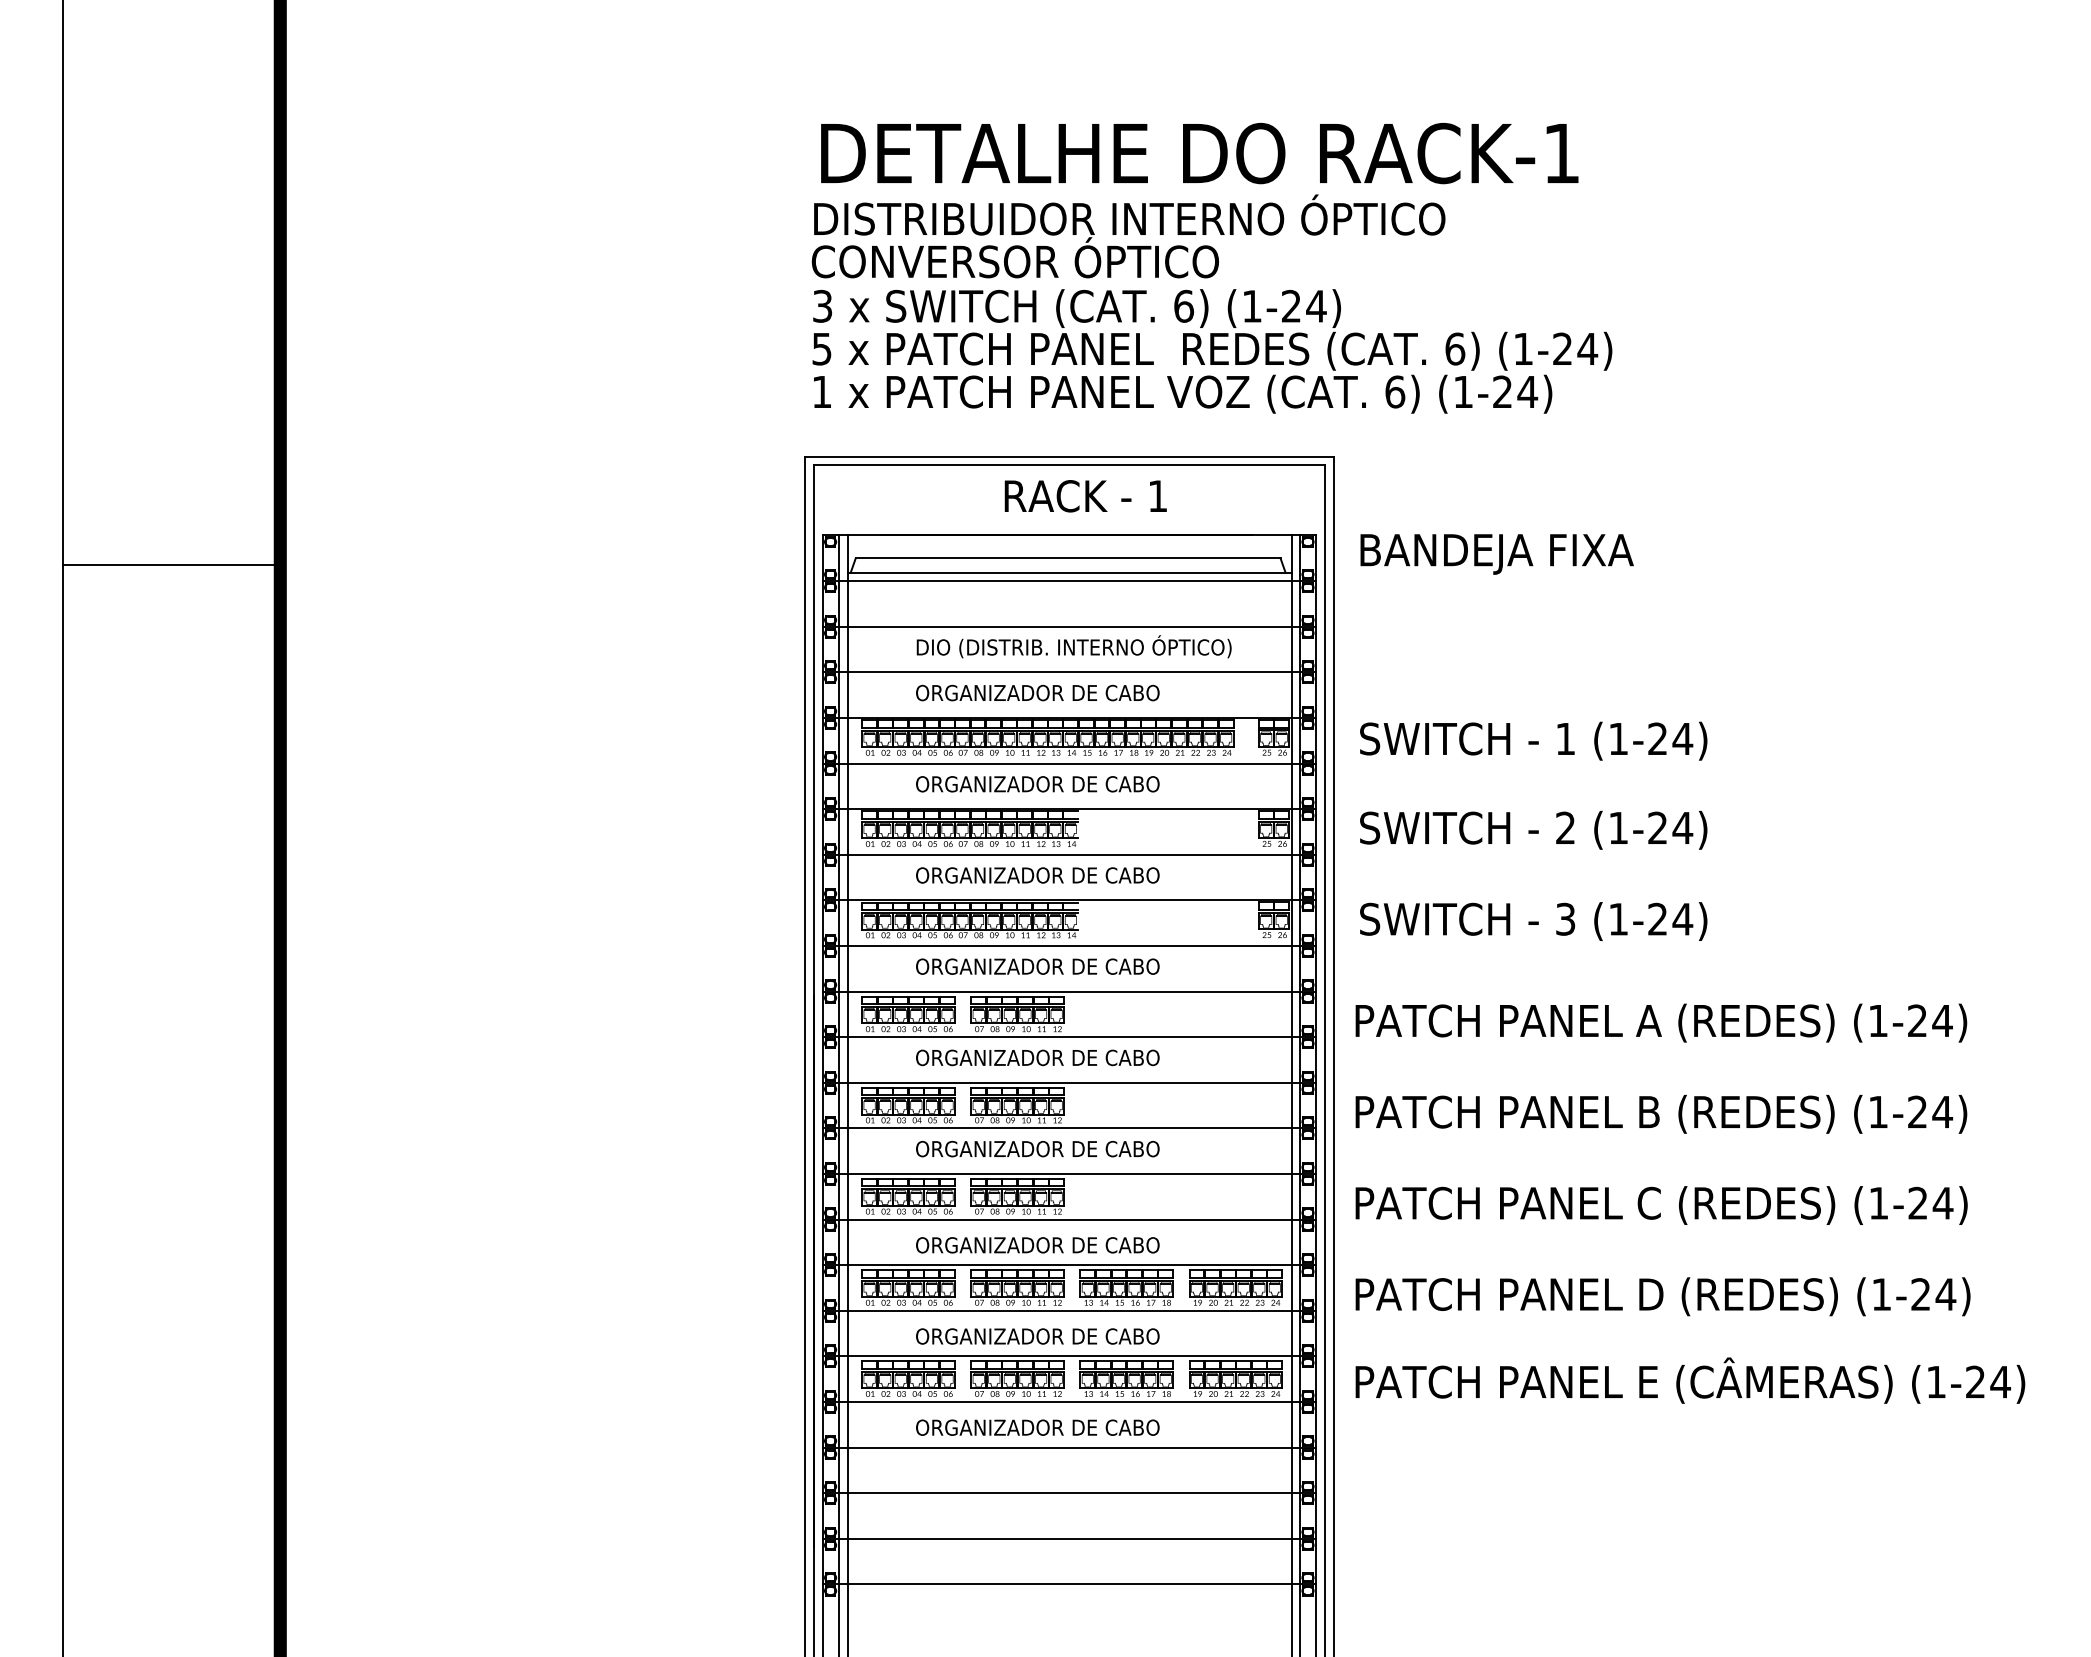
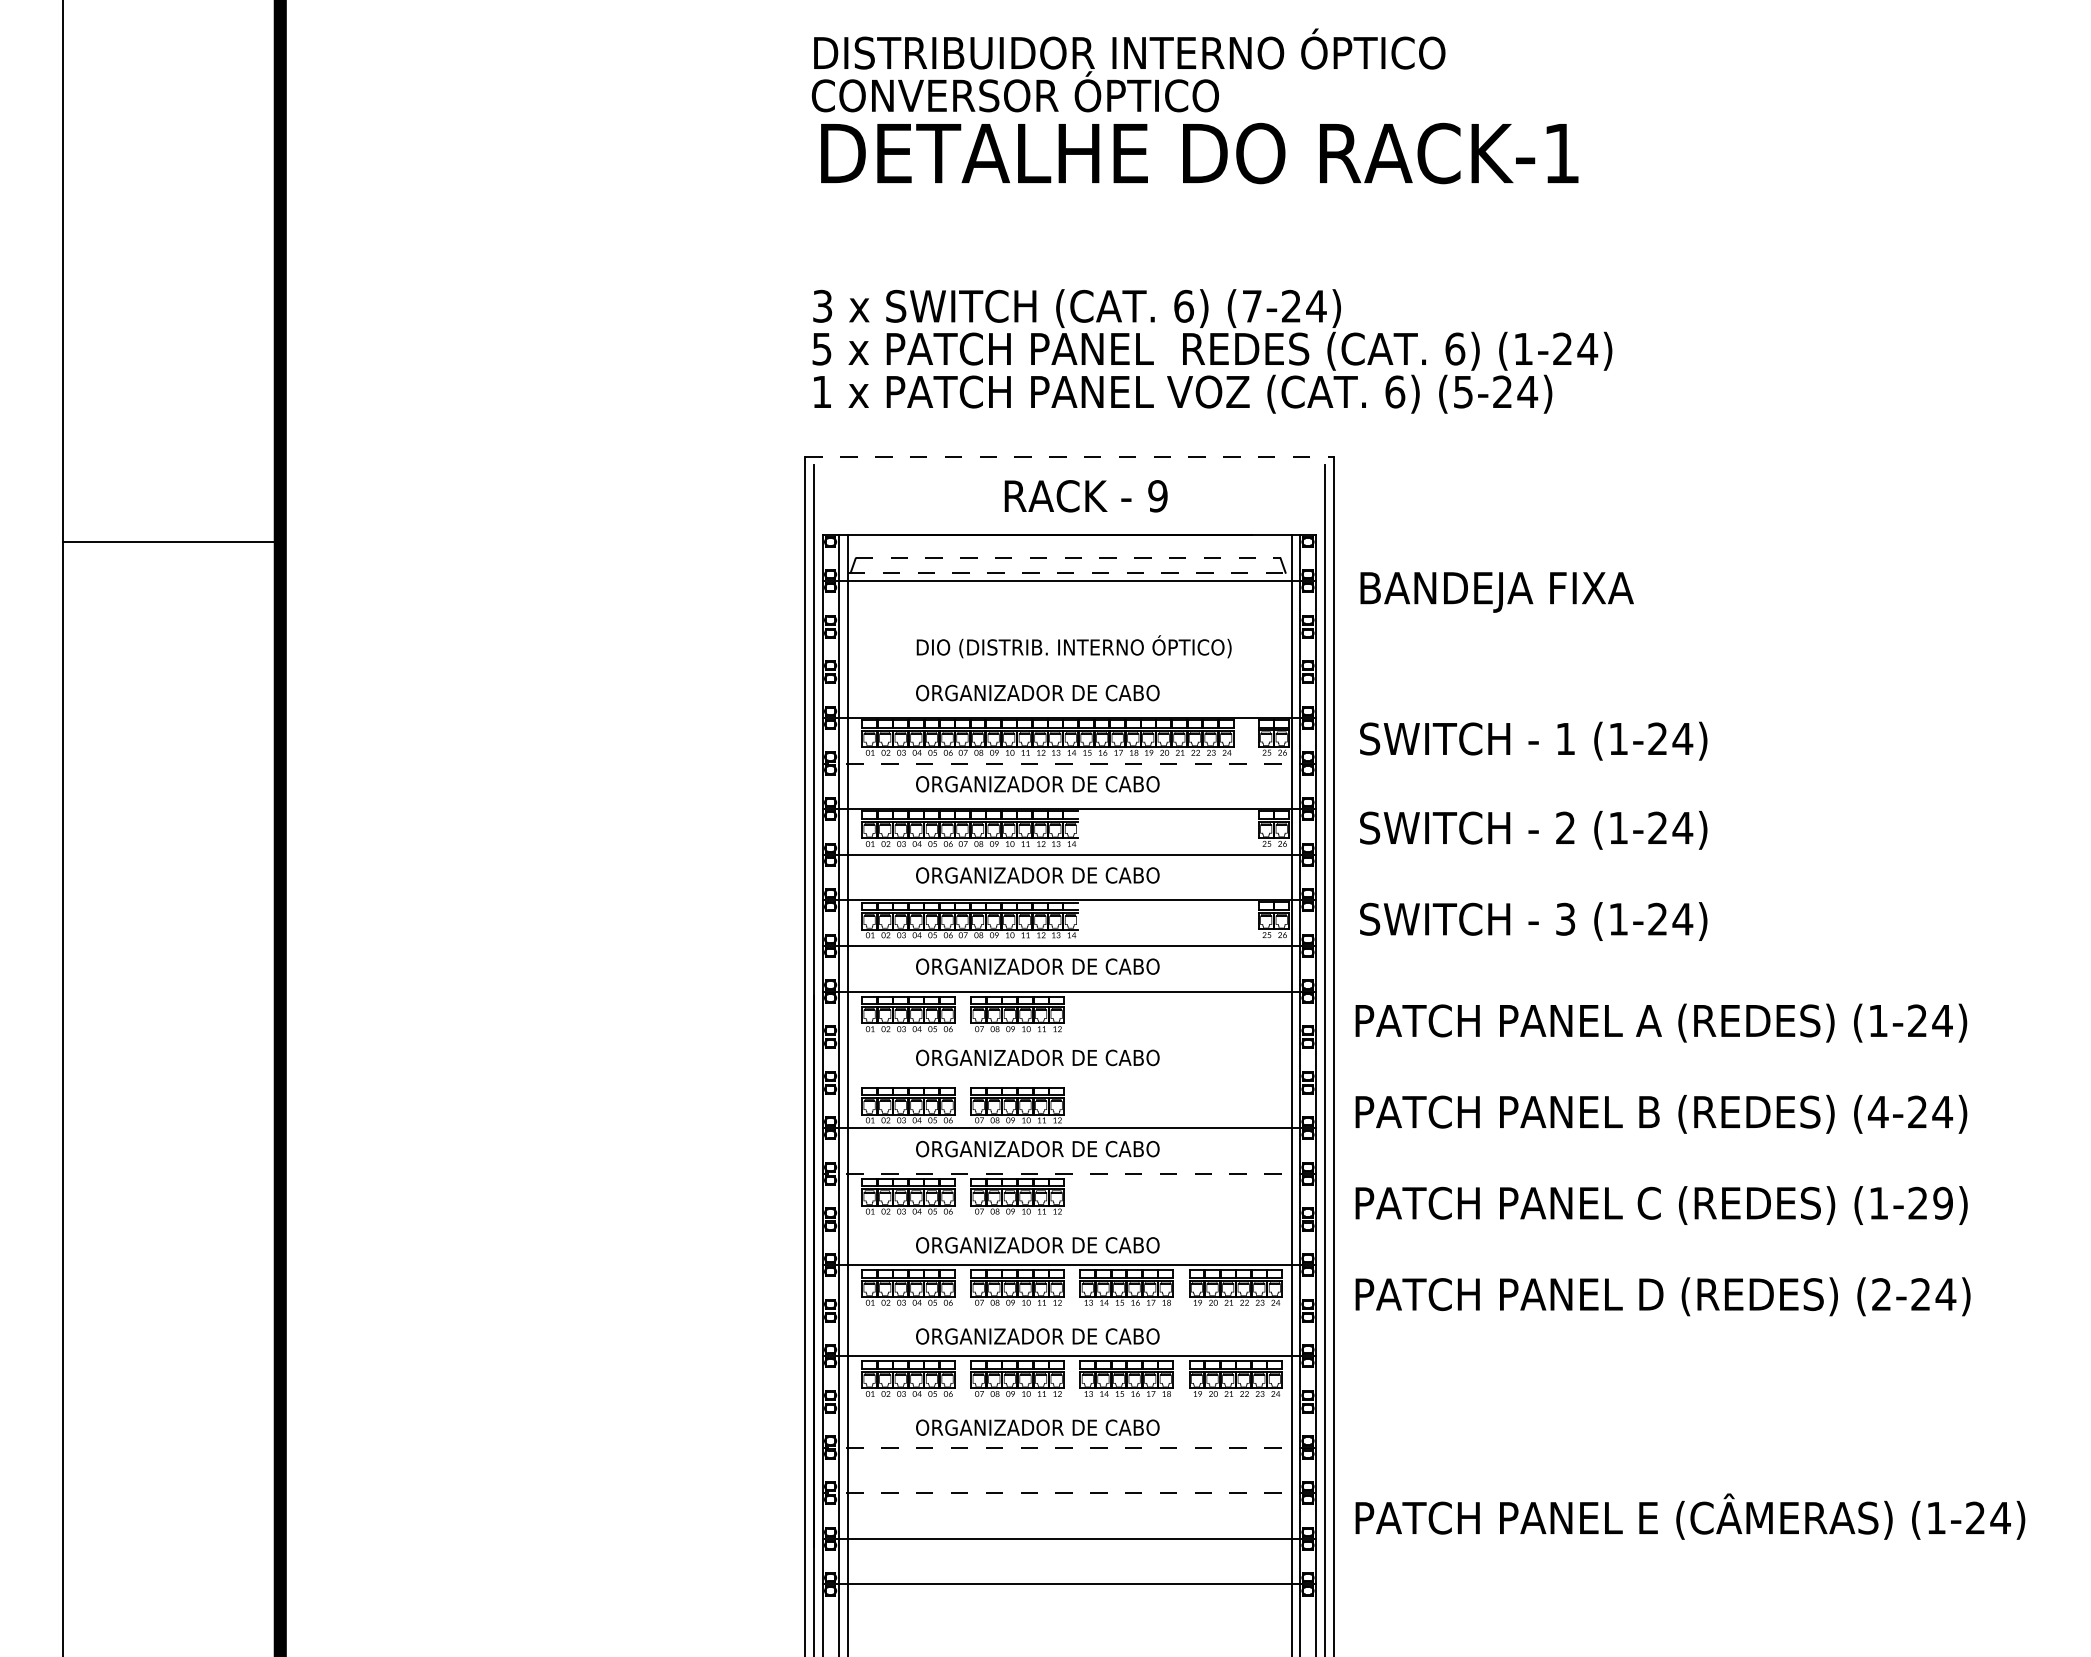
text position: (1128, 236) -> (1128, 70) (1128, 70)
text: (1-24) -> (7-24) (1252, 306)
text: (1-24) -> (5-24) (1463, 392)
line: solid -> dashed (1070, 456)
line: present -> none (1069, 465)
text: 1 -> 9 (1157, 496)
text position: (1496, 554) -> (1496, 592) (1496, 592)
line: solid -> dashed (1068, 558)
line position: (171, 565) -> (171, 542) (171, 542)
line: solid -> dashed (1070, 572)
line: present -> none (1069, 626)
line: present -> none (1069, 672)
line: solid -> dashed (1069, 763)
line: present -> none (1069, 1037)
line: present -> none (1069, 1082)
text: (1-24) -> (4-24) (1878, 1111)
line: solid -> dashed (1069, 1173)
text: (1-24) -> (1-29) (1942, 1202)
line: present -> none (1069, 1219)
text: (1-24) -> (2-24) (1881, 1294)
line: present -> none (1069, 1310)
text position: (1690, 1380) -> (1690, 1516) (1690, 1516)
line: present -> none (1069, 1401)
line: solid -> dashed (1069, 1447)
line: solid -> dashed (1069, 1493)
